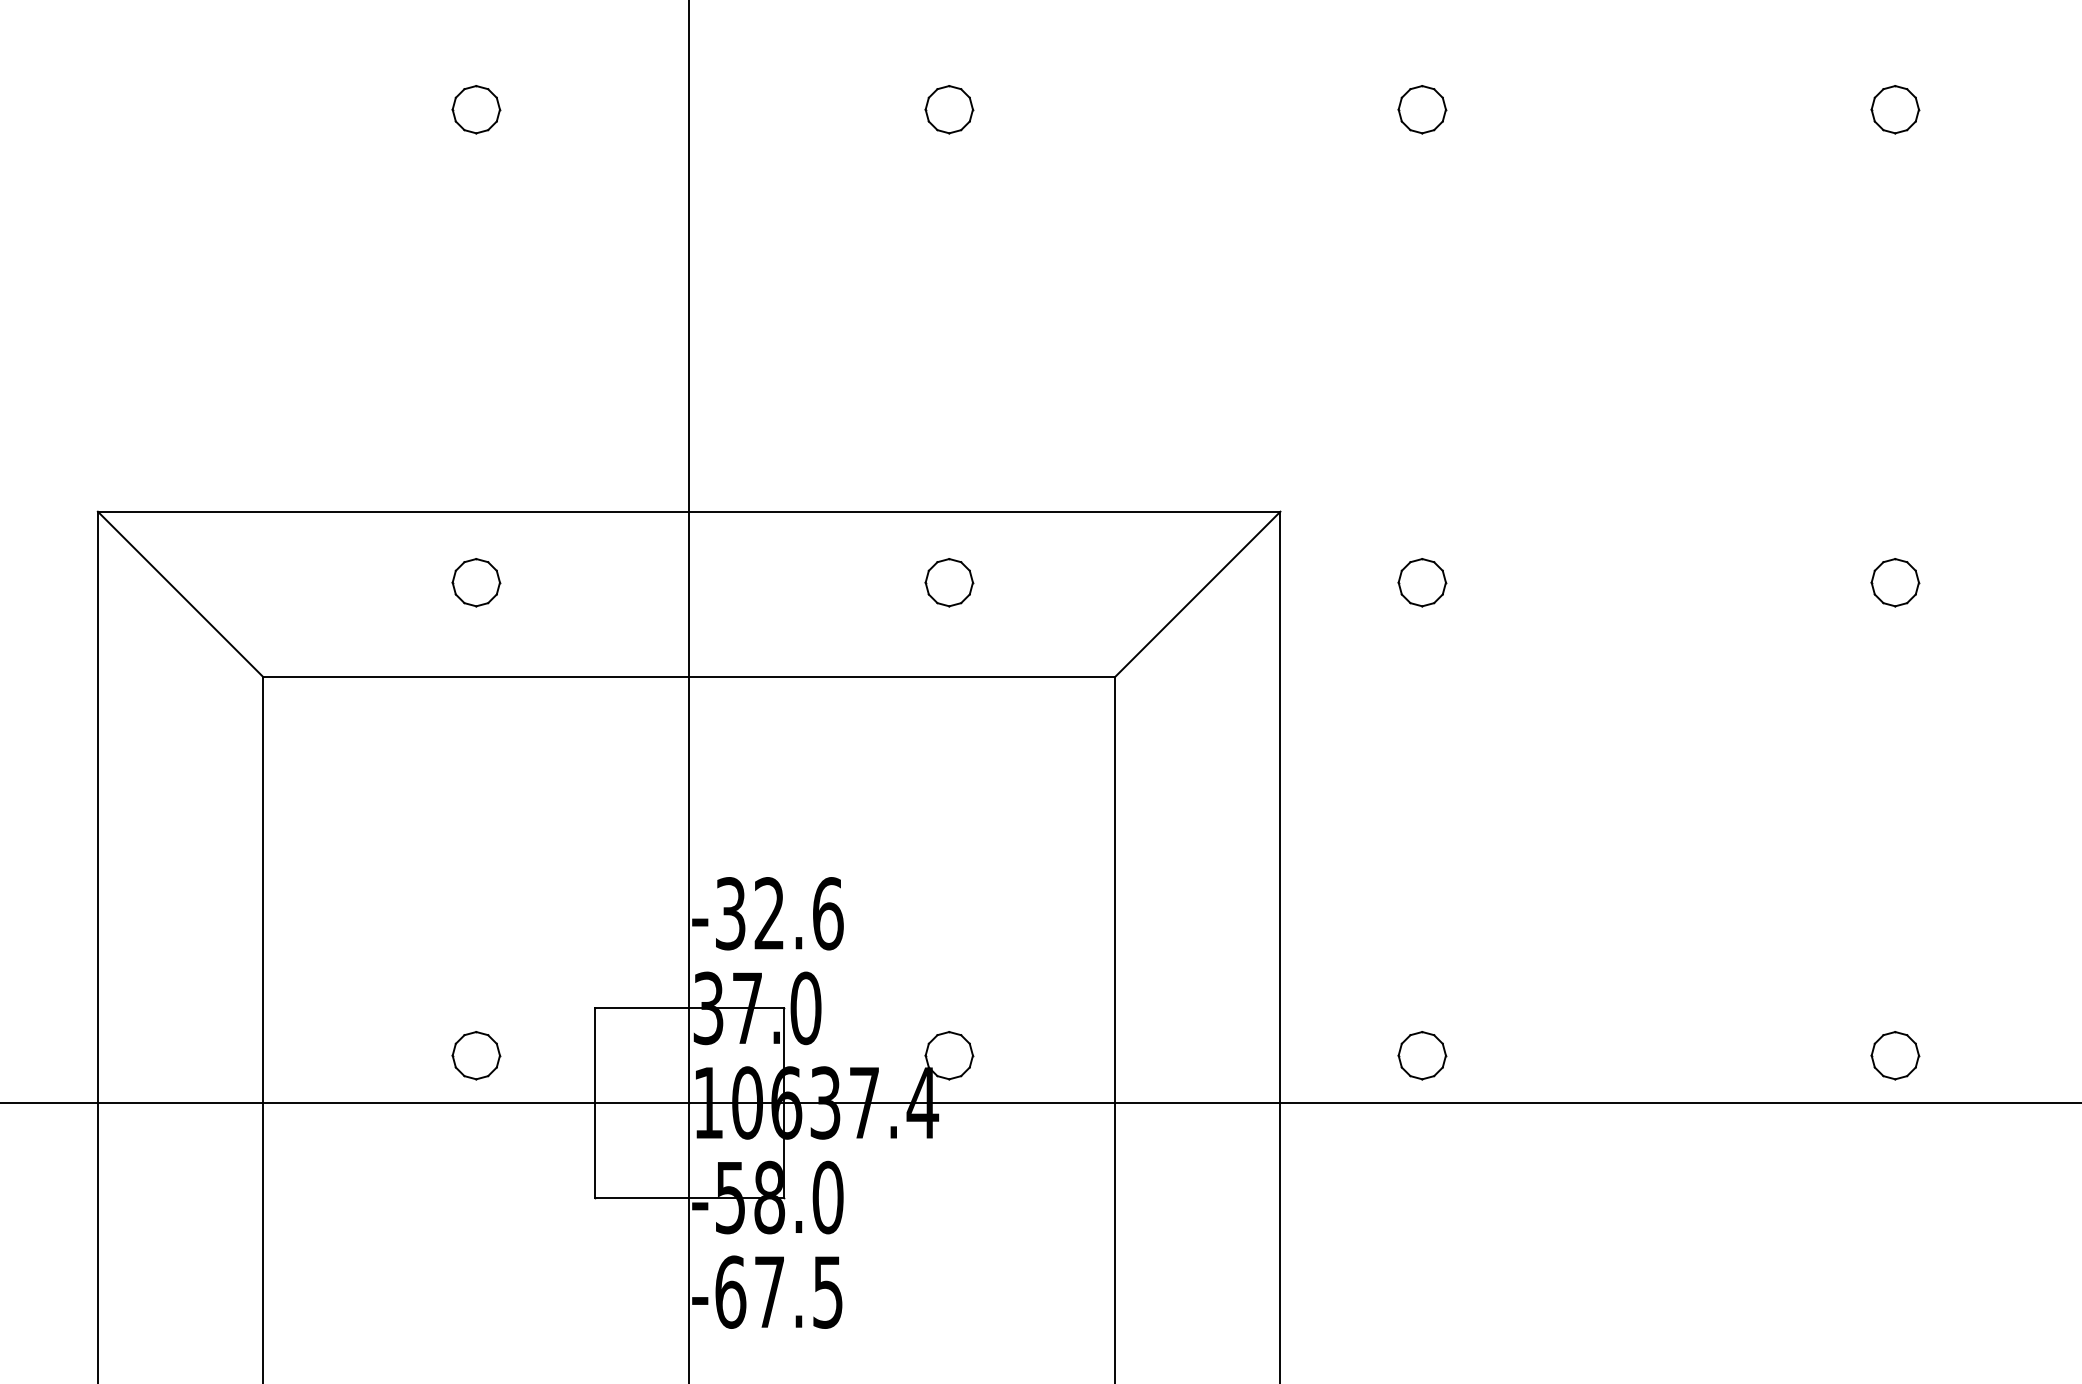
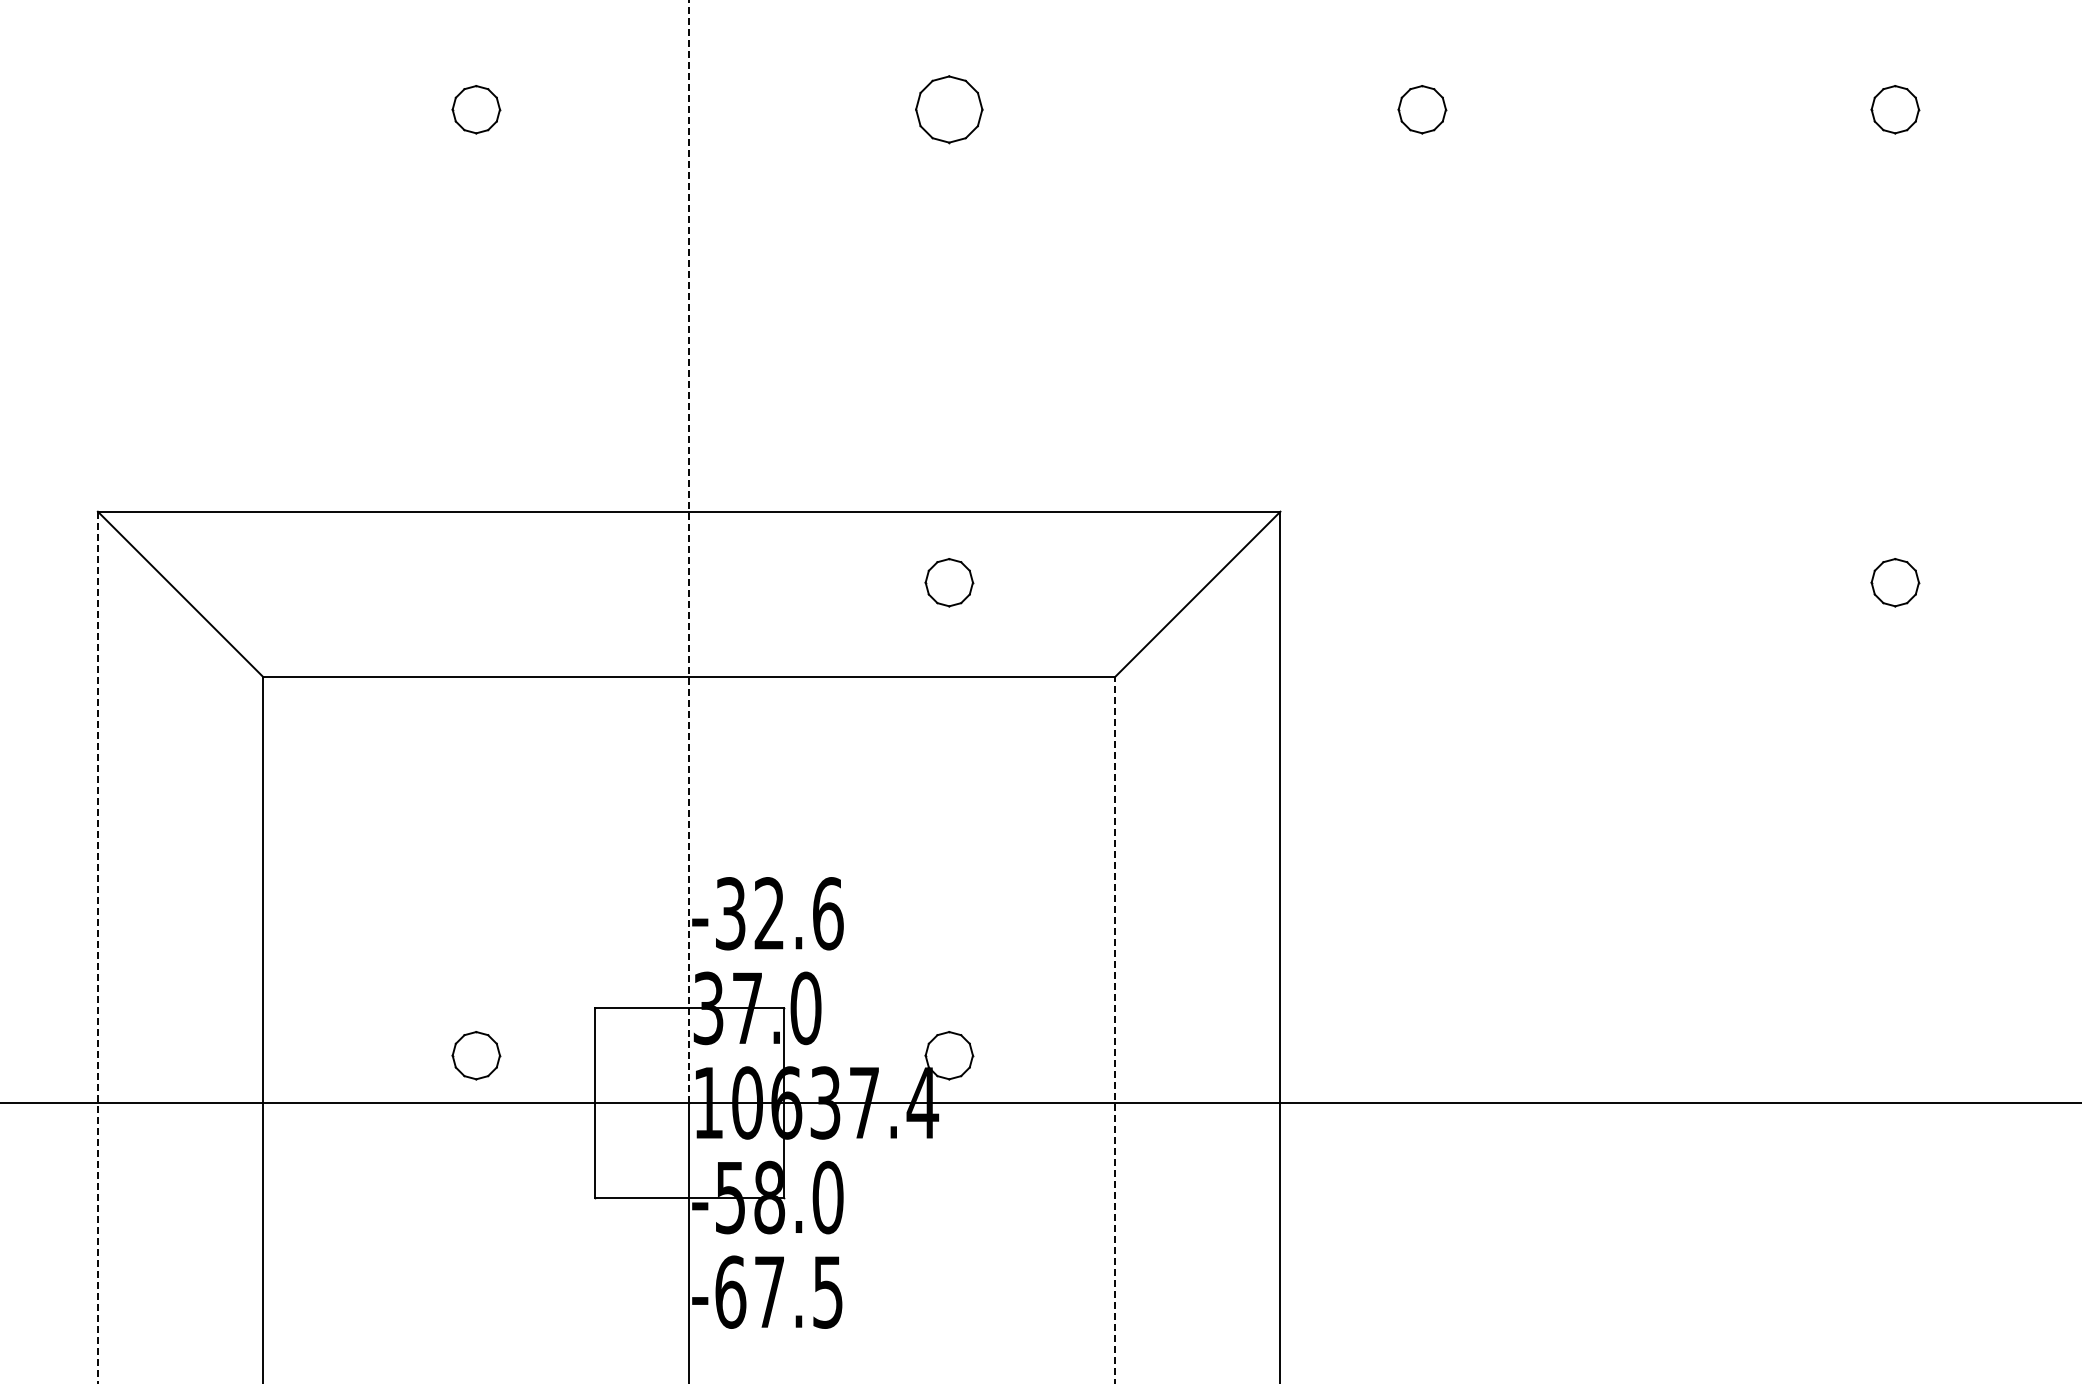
part size: 51x50 px -> 69x70 px (949, 109)
line: solid -> dashed (689, 551)
part: present -> none (476, 582)
part: present -> none (1422, 582)
line: solid -> dashed (97, 947)
line: solid -> dashed (1114, 1030)
part: present -> none (1422, 1055)
part: present -> none (1895, 1055)
